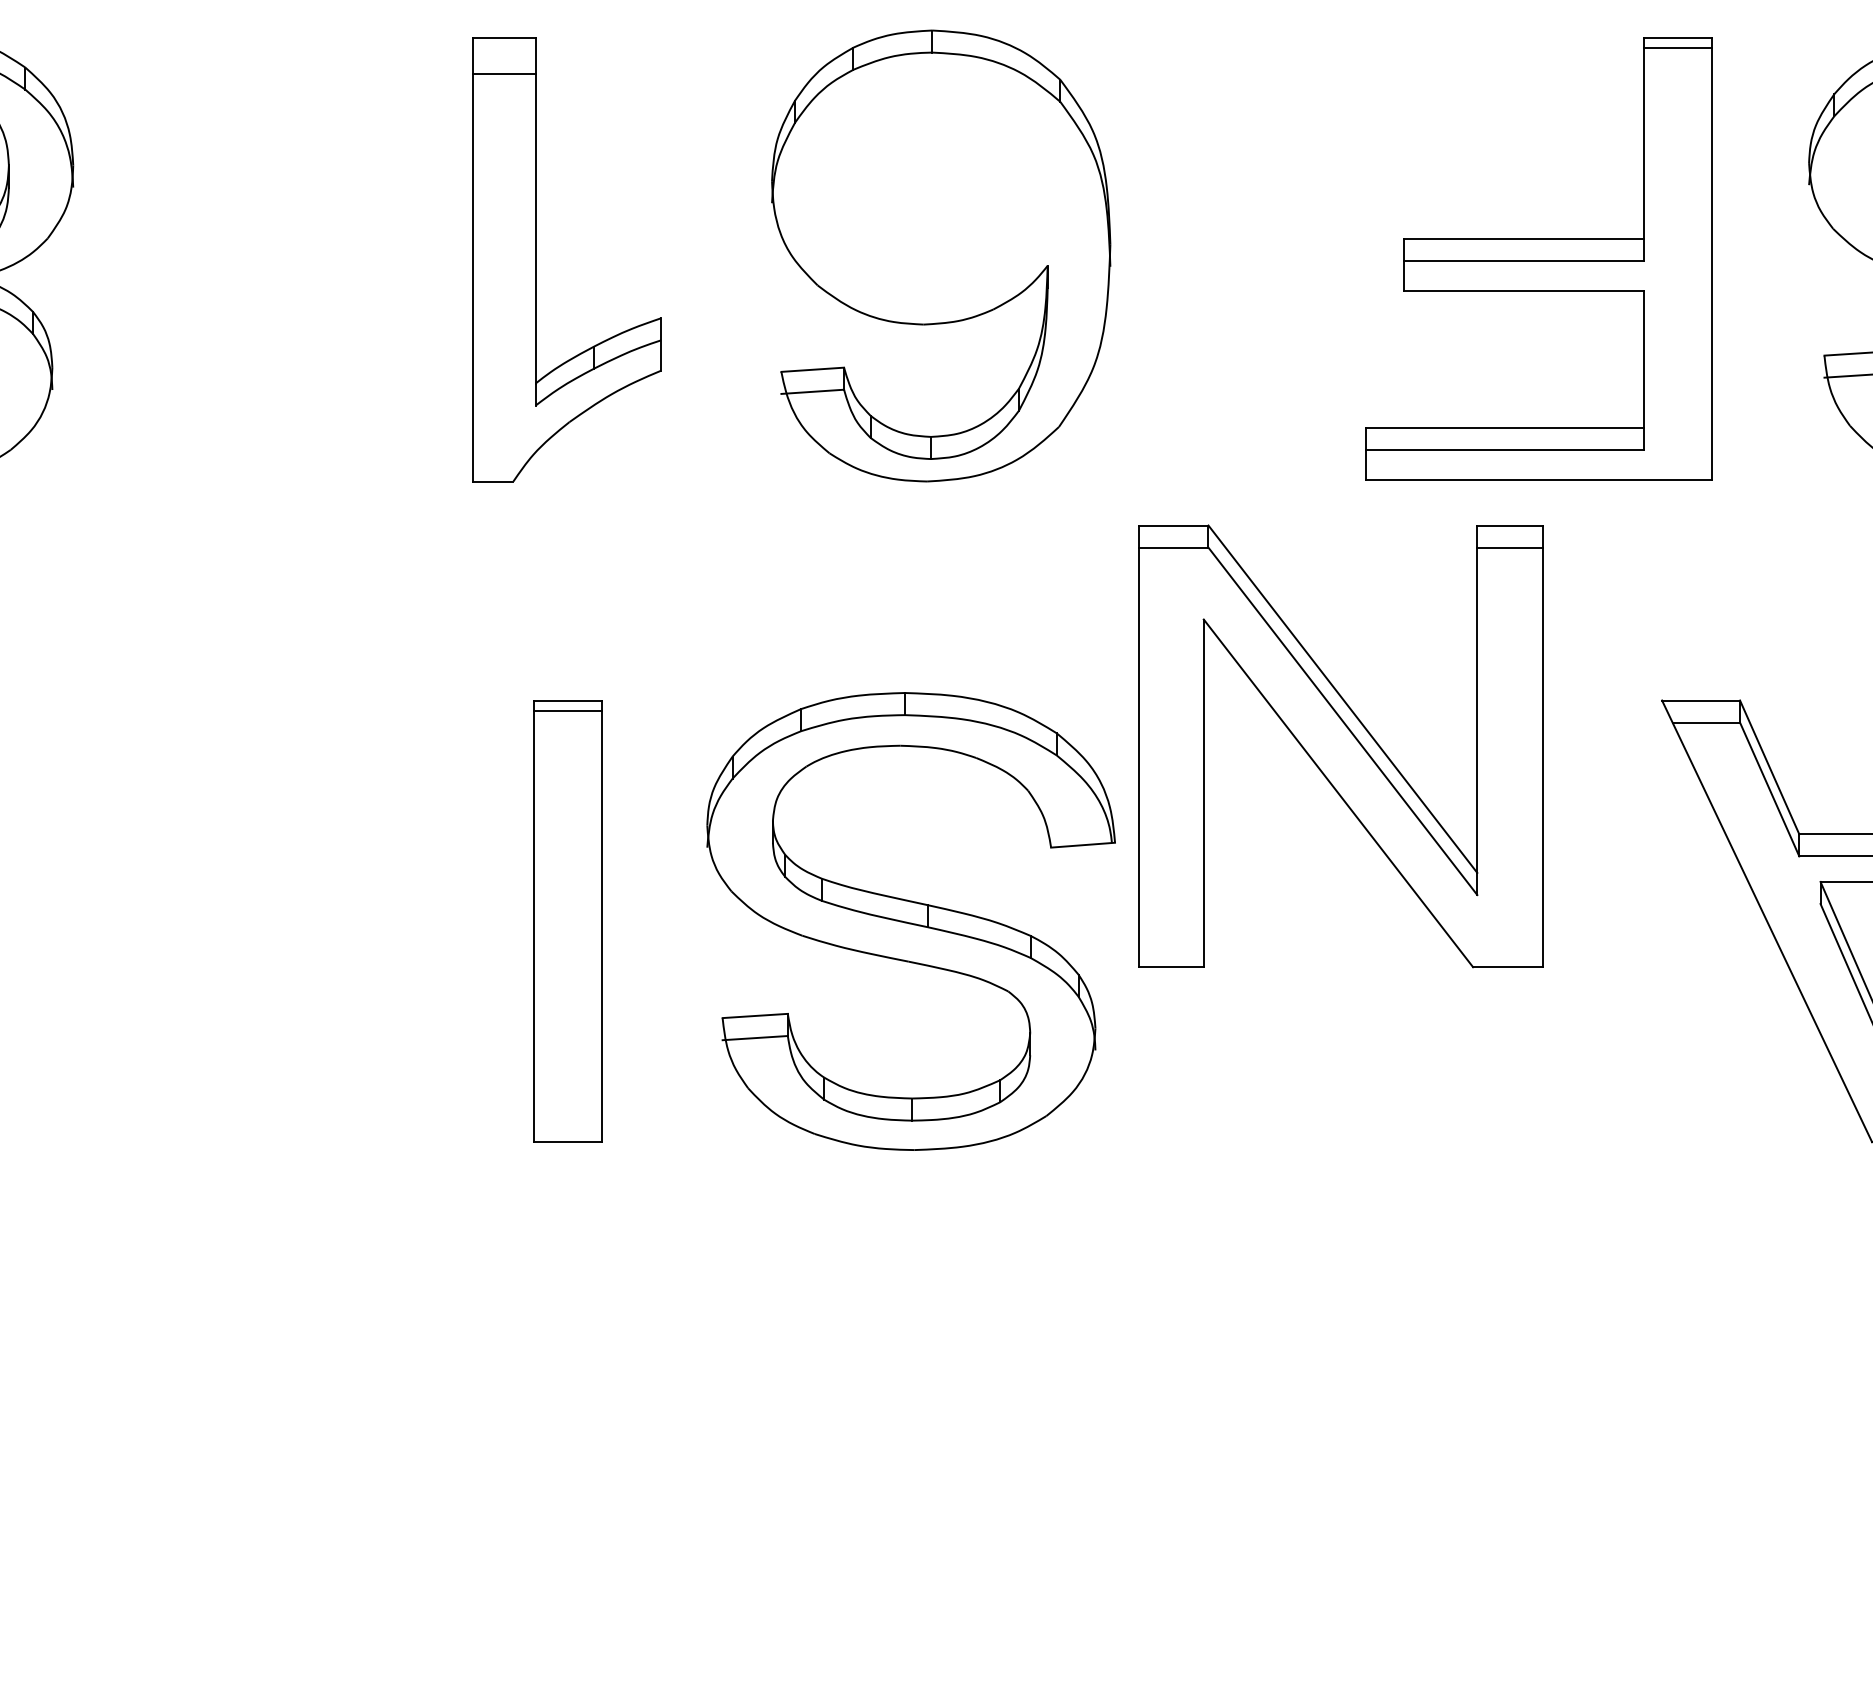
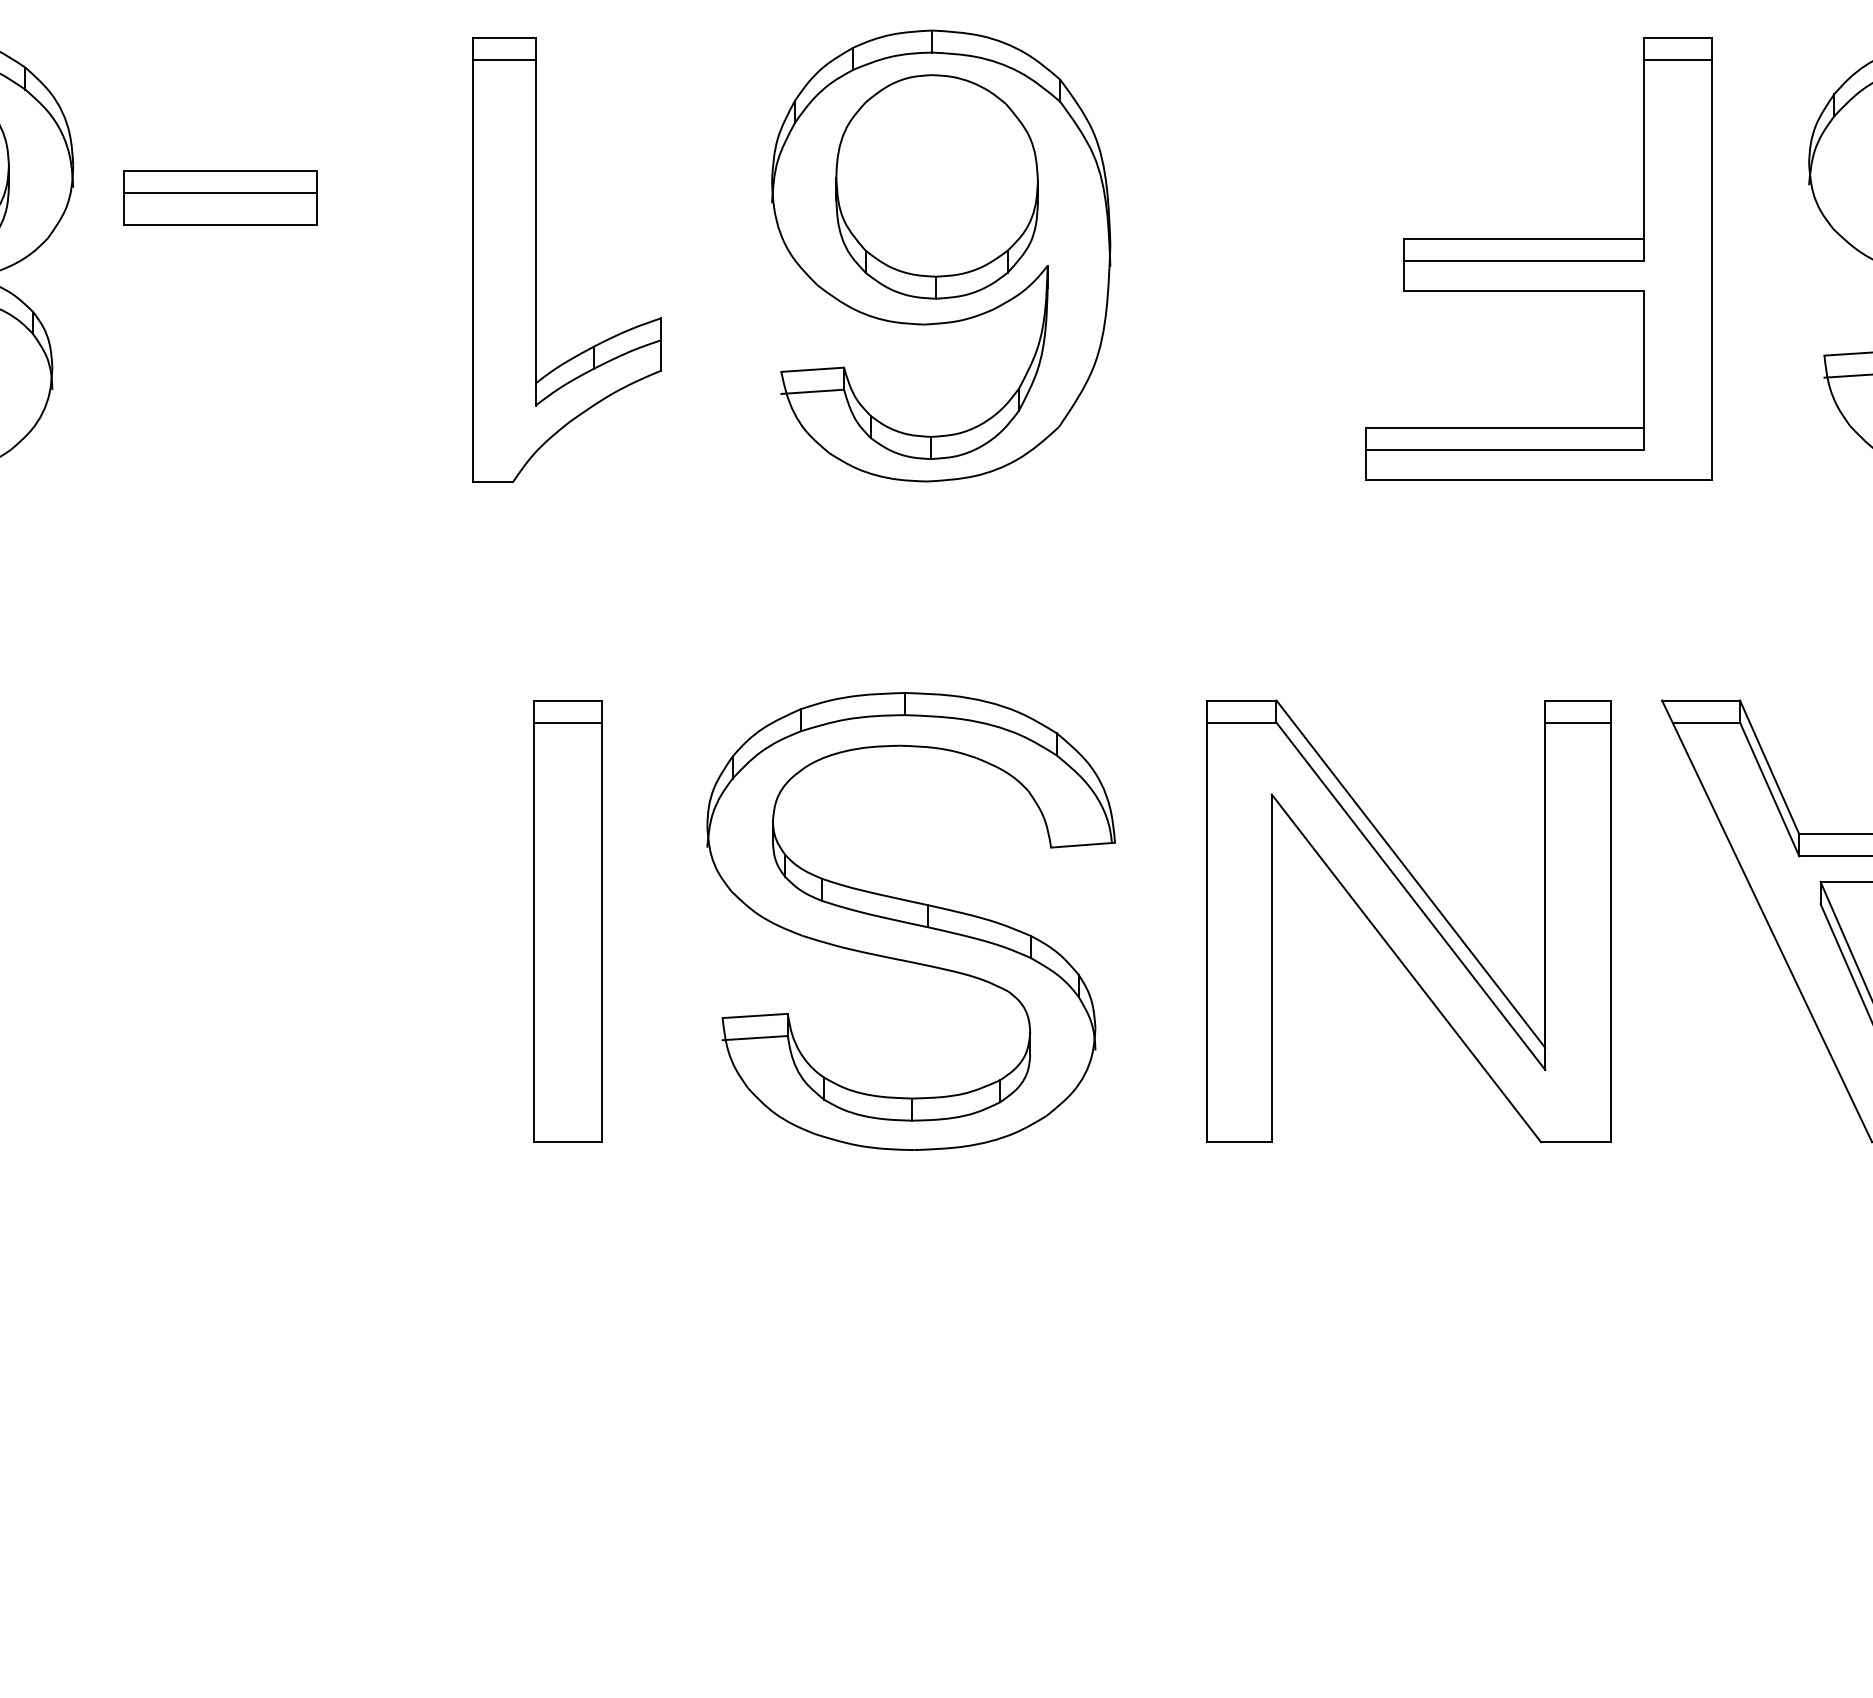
line position: (1677, 48) -> (1677, 60) (1677, 60)
line position: (503, 74) -> (503, 60) (503, 60)
part: none -> present (936, 186)
part: none -> present (220, 197)
line position: (568, 710) -> (568, 722) (568, 722)
part position: (1340, 746) -> (1408, 921) (1408, 921)
